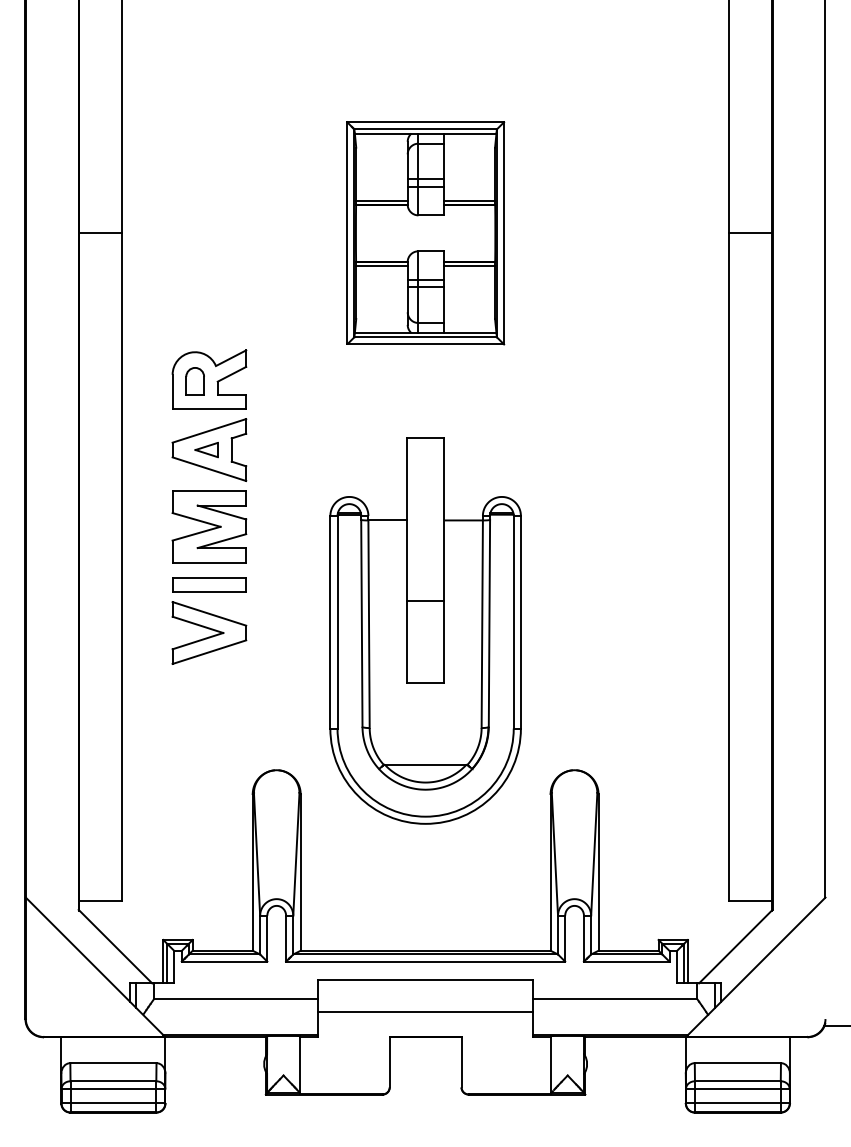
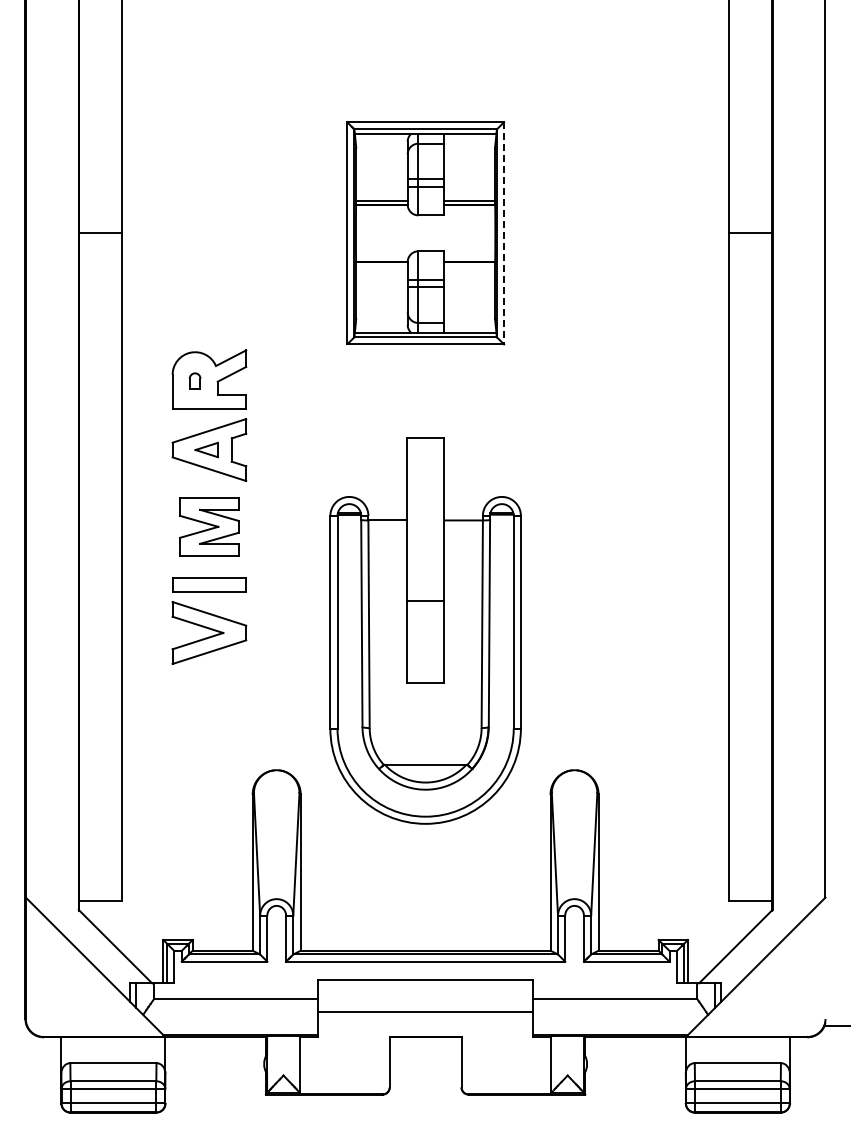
line: solid -> dashed (504, 233)
line: present -> none (381, 265)
line: present -> none (469, 265)
part size: 20x29 px -> 13x18 px (195, 380)
part size: 77x74 px -> 61x60 px (209, 526)
